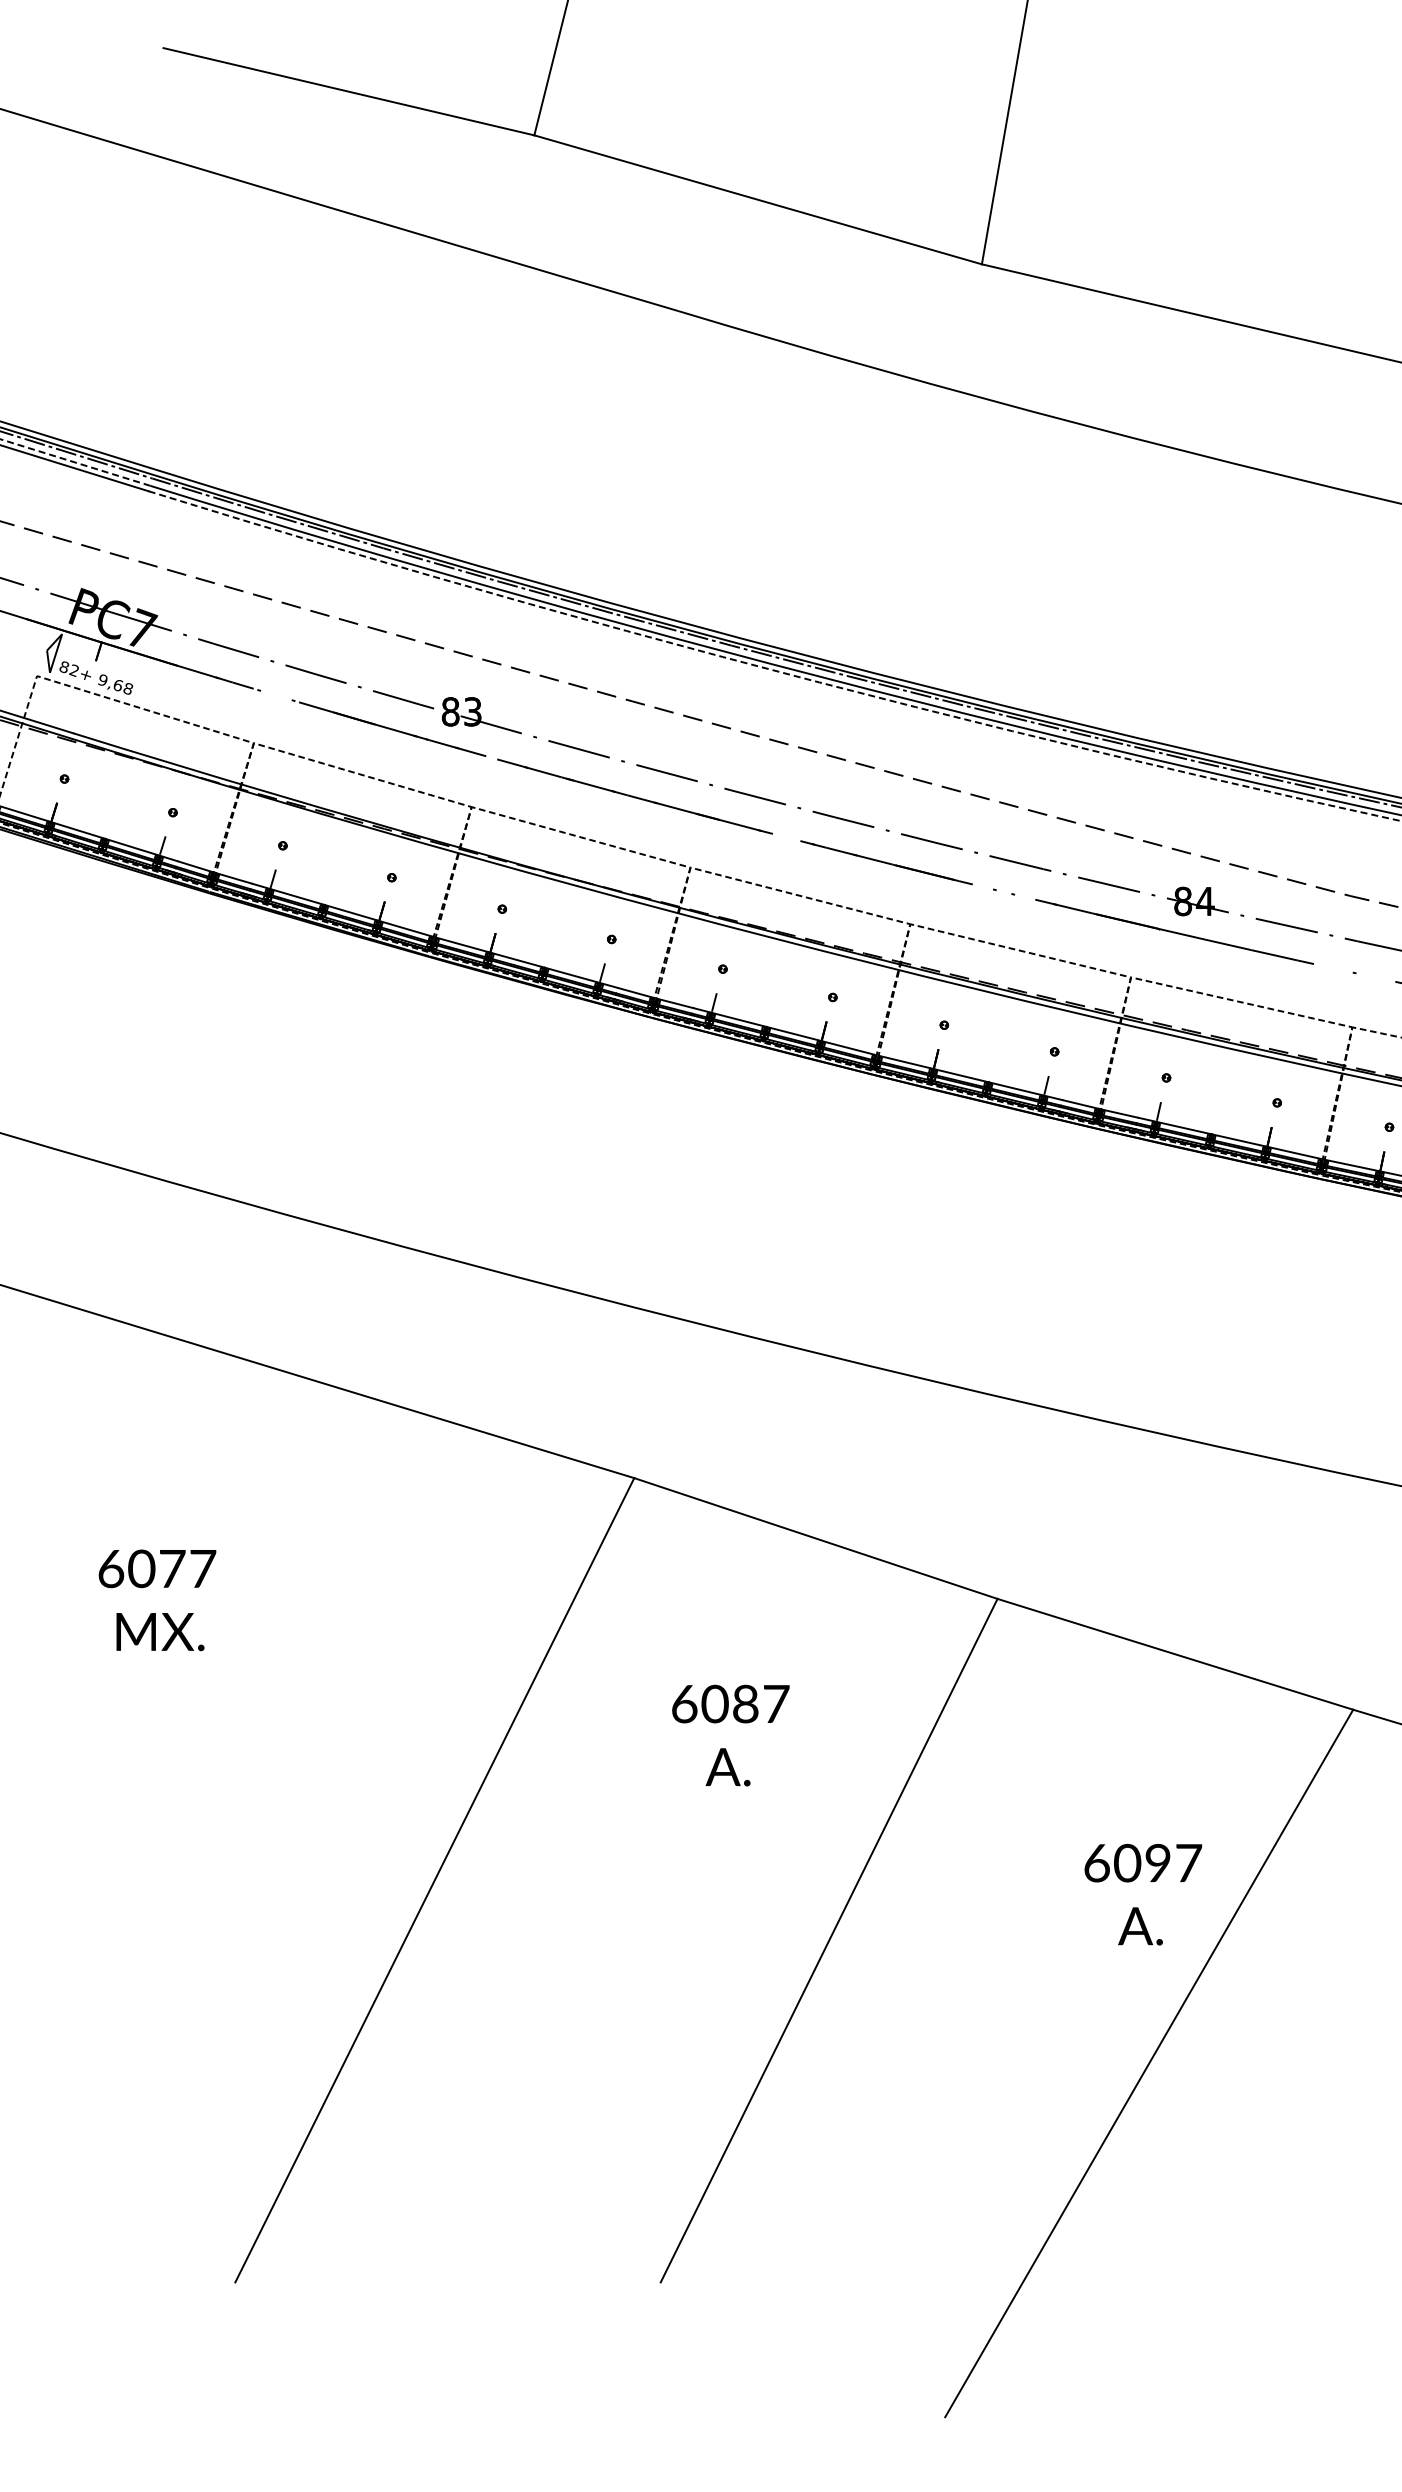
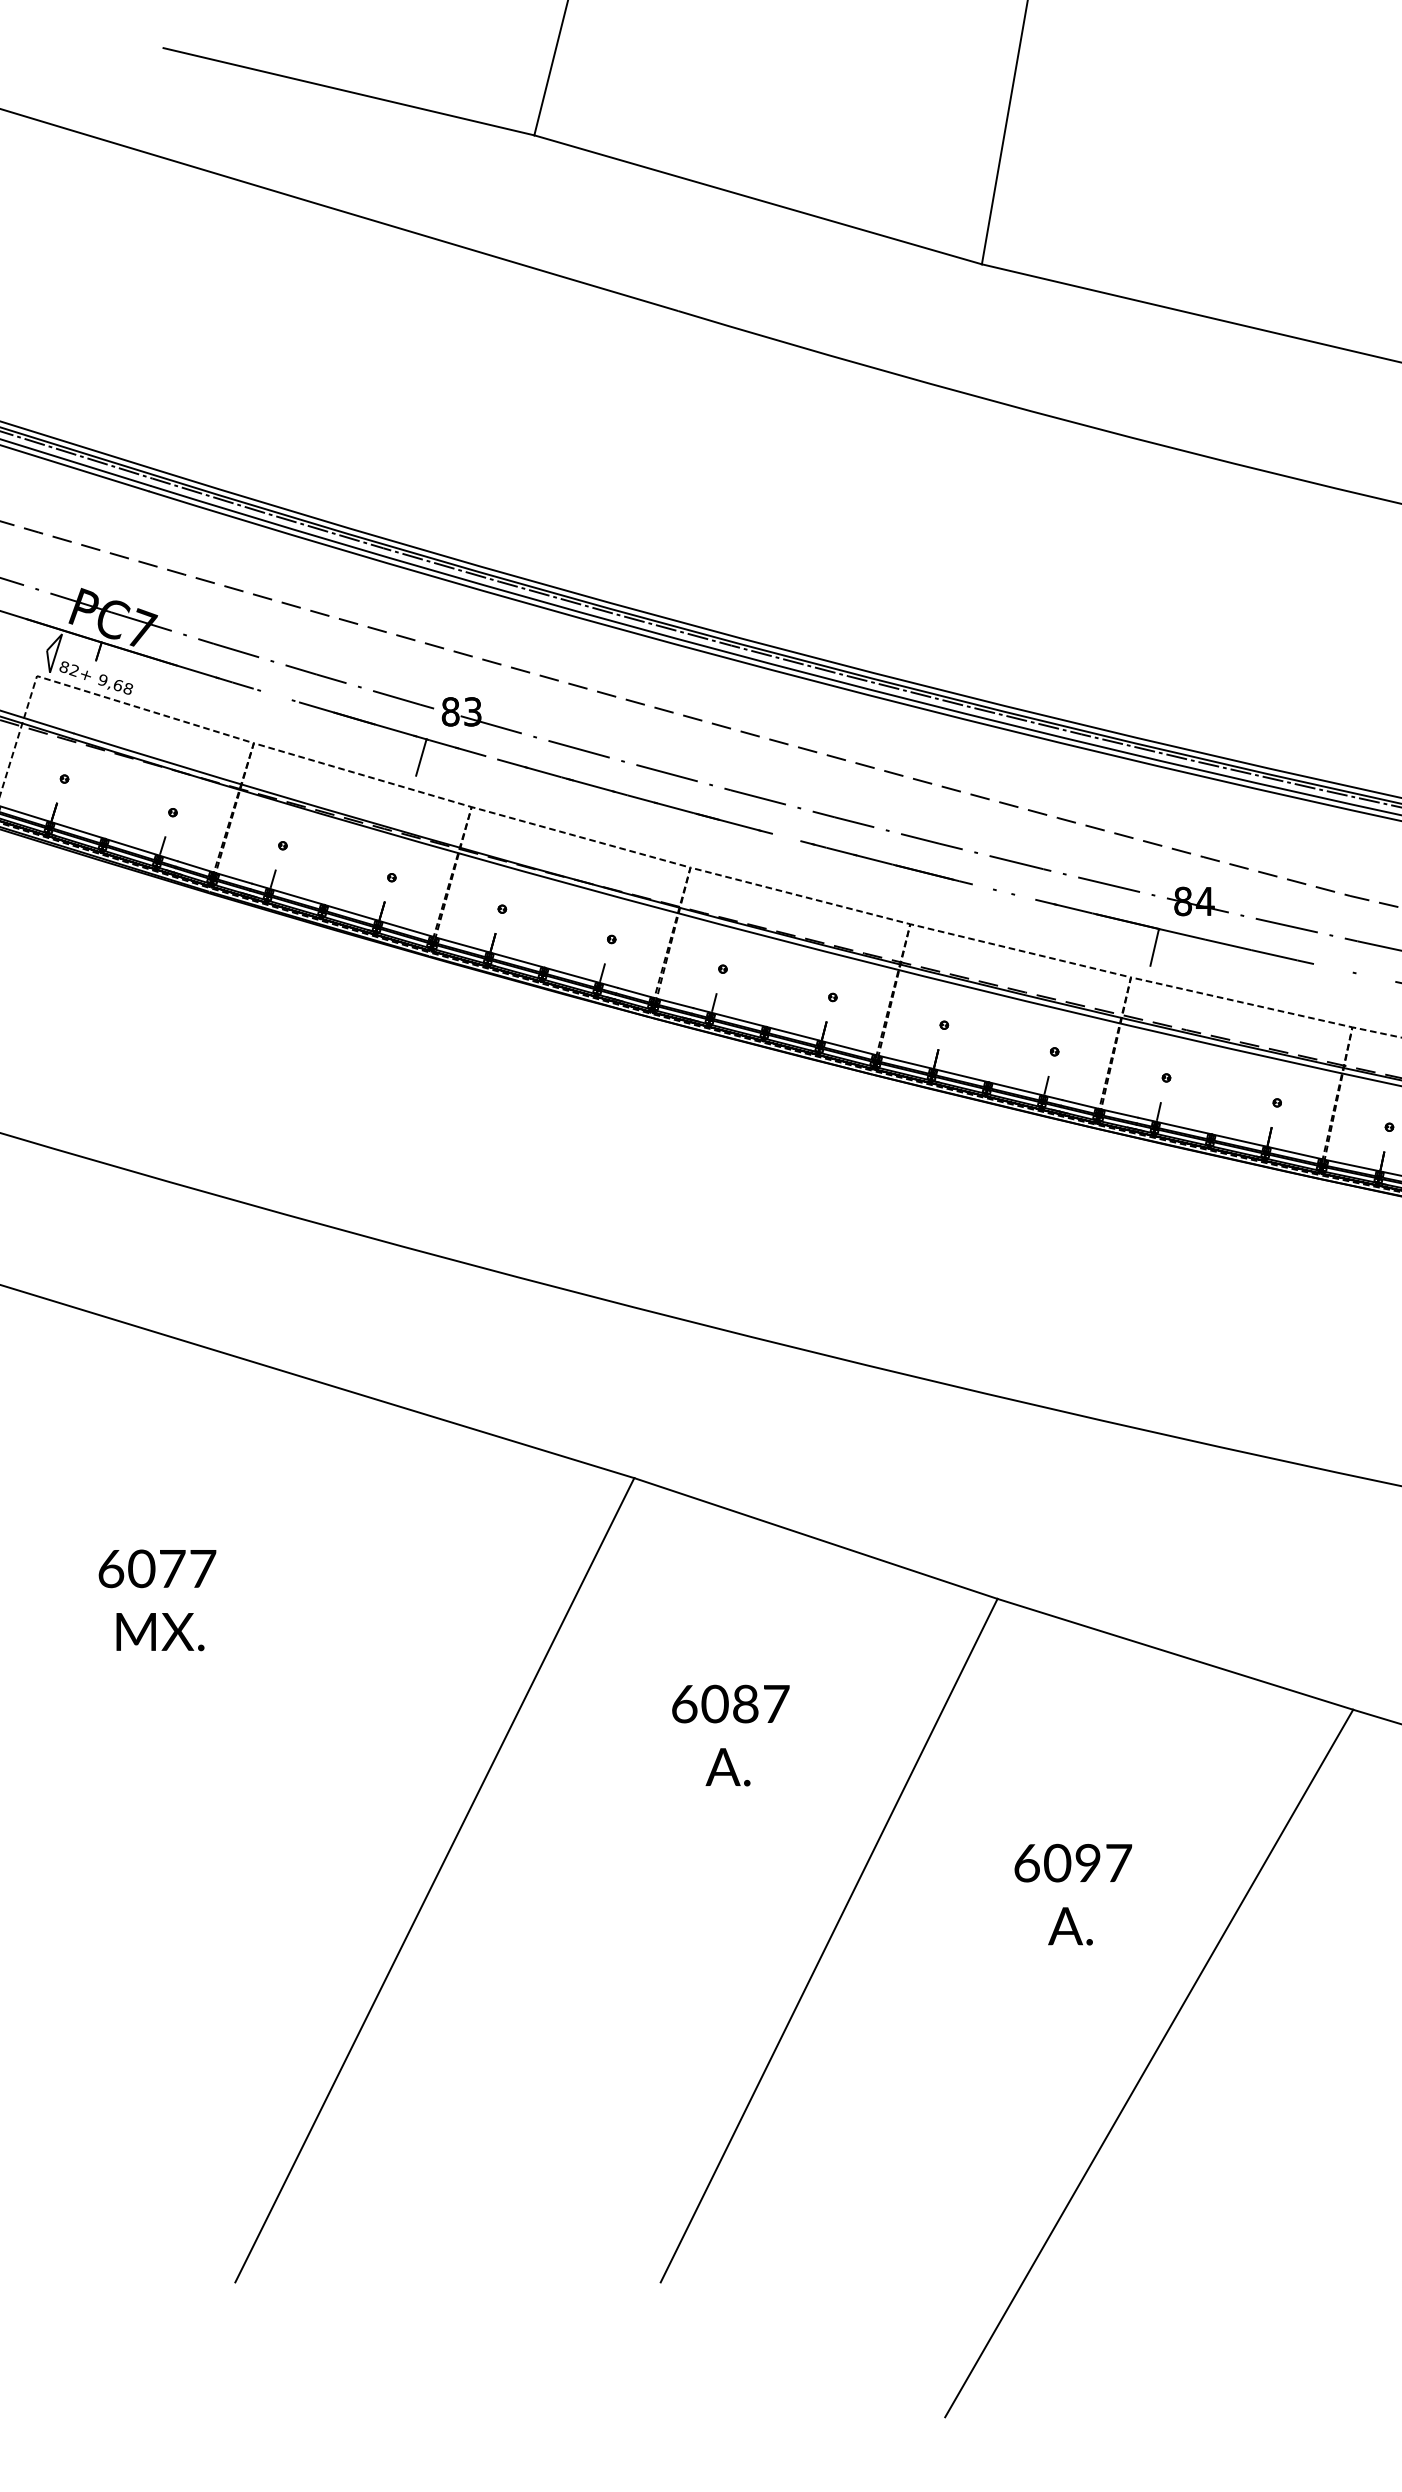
line: dashed -> solid (74, 462)
arc: dashed -> solid (772, 669)
line: none -> present (421, 757)
line: none -> present (1154, 946)
text position: (1143, 1894) -> (1073, 1894) (1073, 1894)
